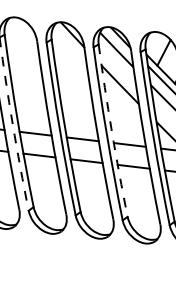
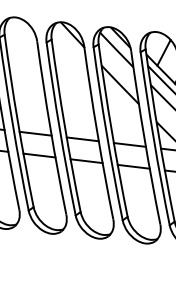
arc: dashed -> solid (12, 125)
arc: dashed -> solid (111, 130)
